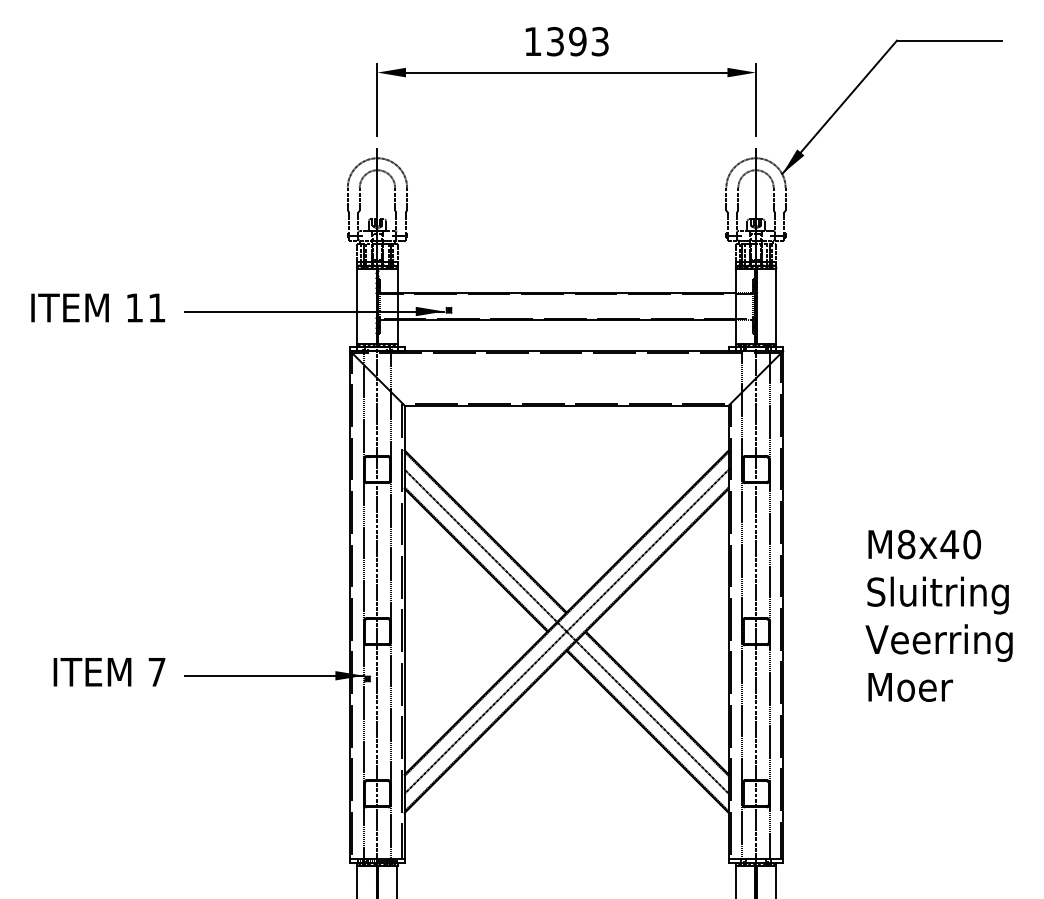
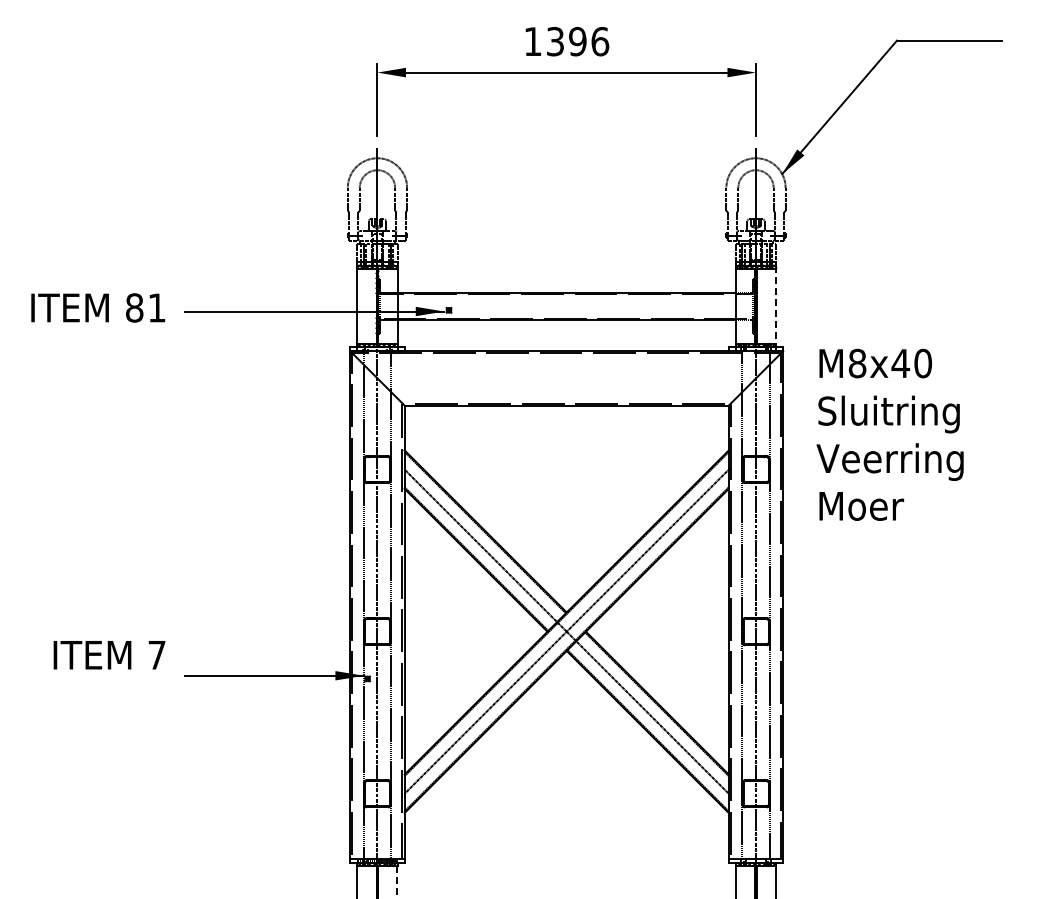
text: 1393 -> 1396 (600, 41)
line: solid -> dashed (776, 306)
text: 11 -> 81 (134, 307)
text position: (938, 615) -> (889, 434) (889, 434)
text position: (109, 672) -> (109, 655) (109, 655)
line: solid -> dashed (397, 882)
